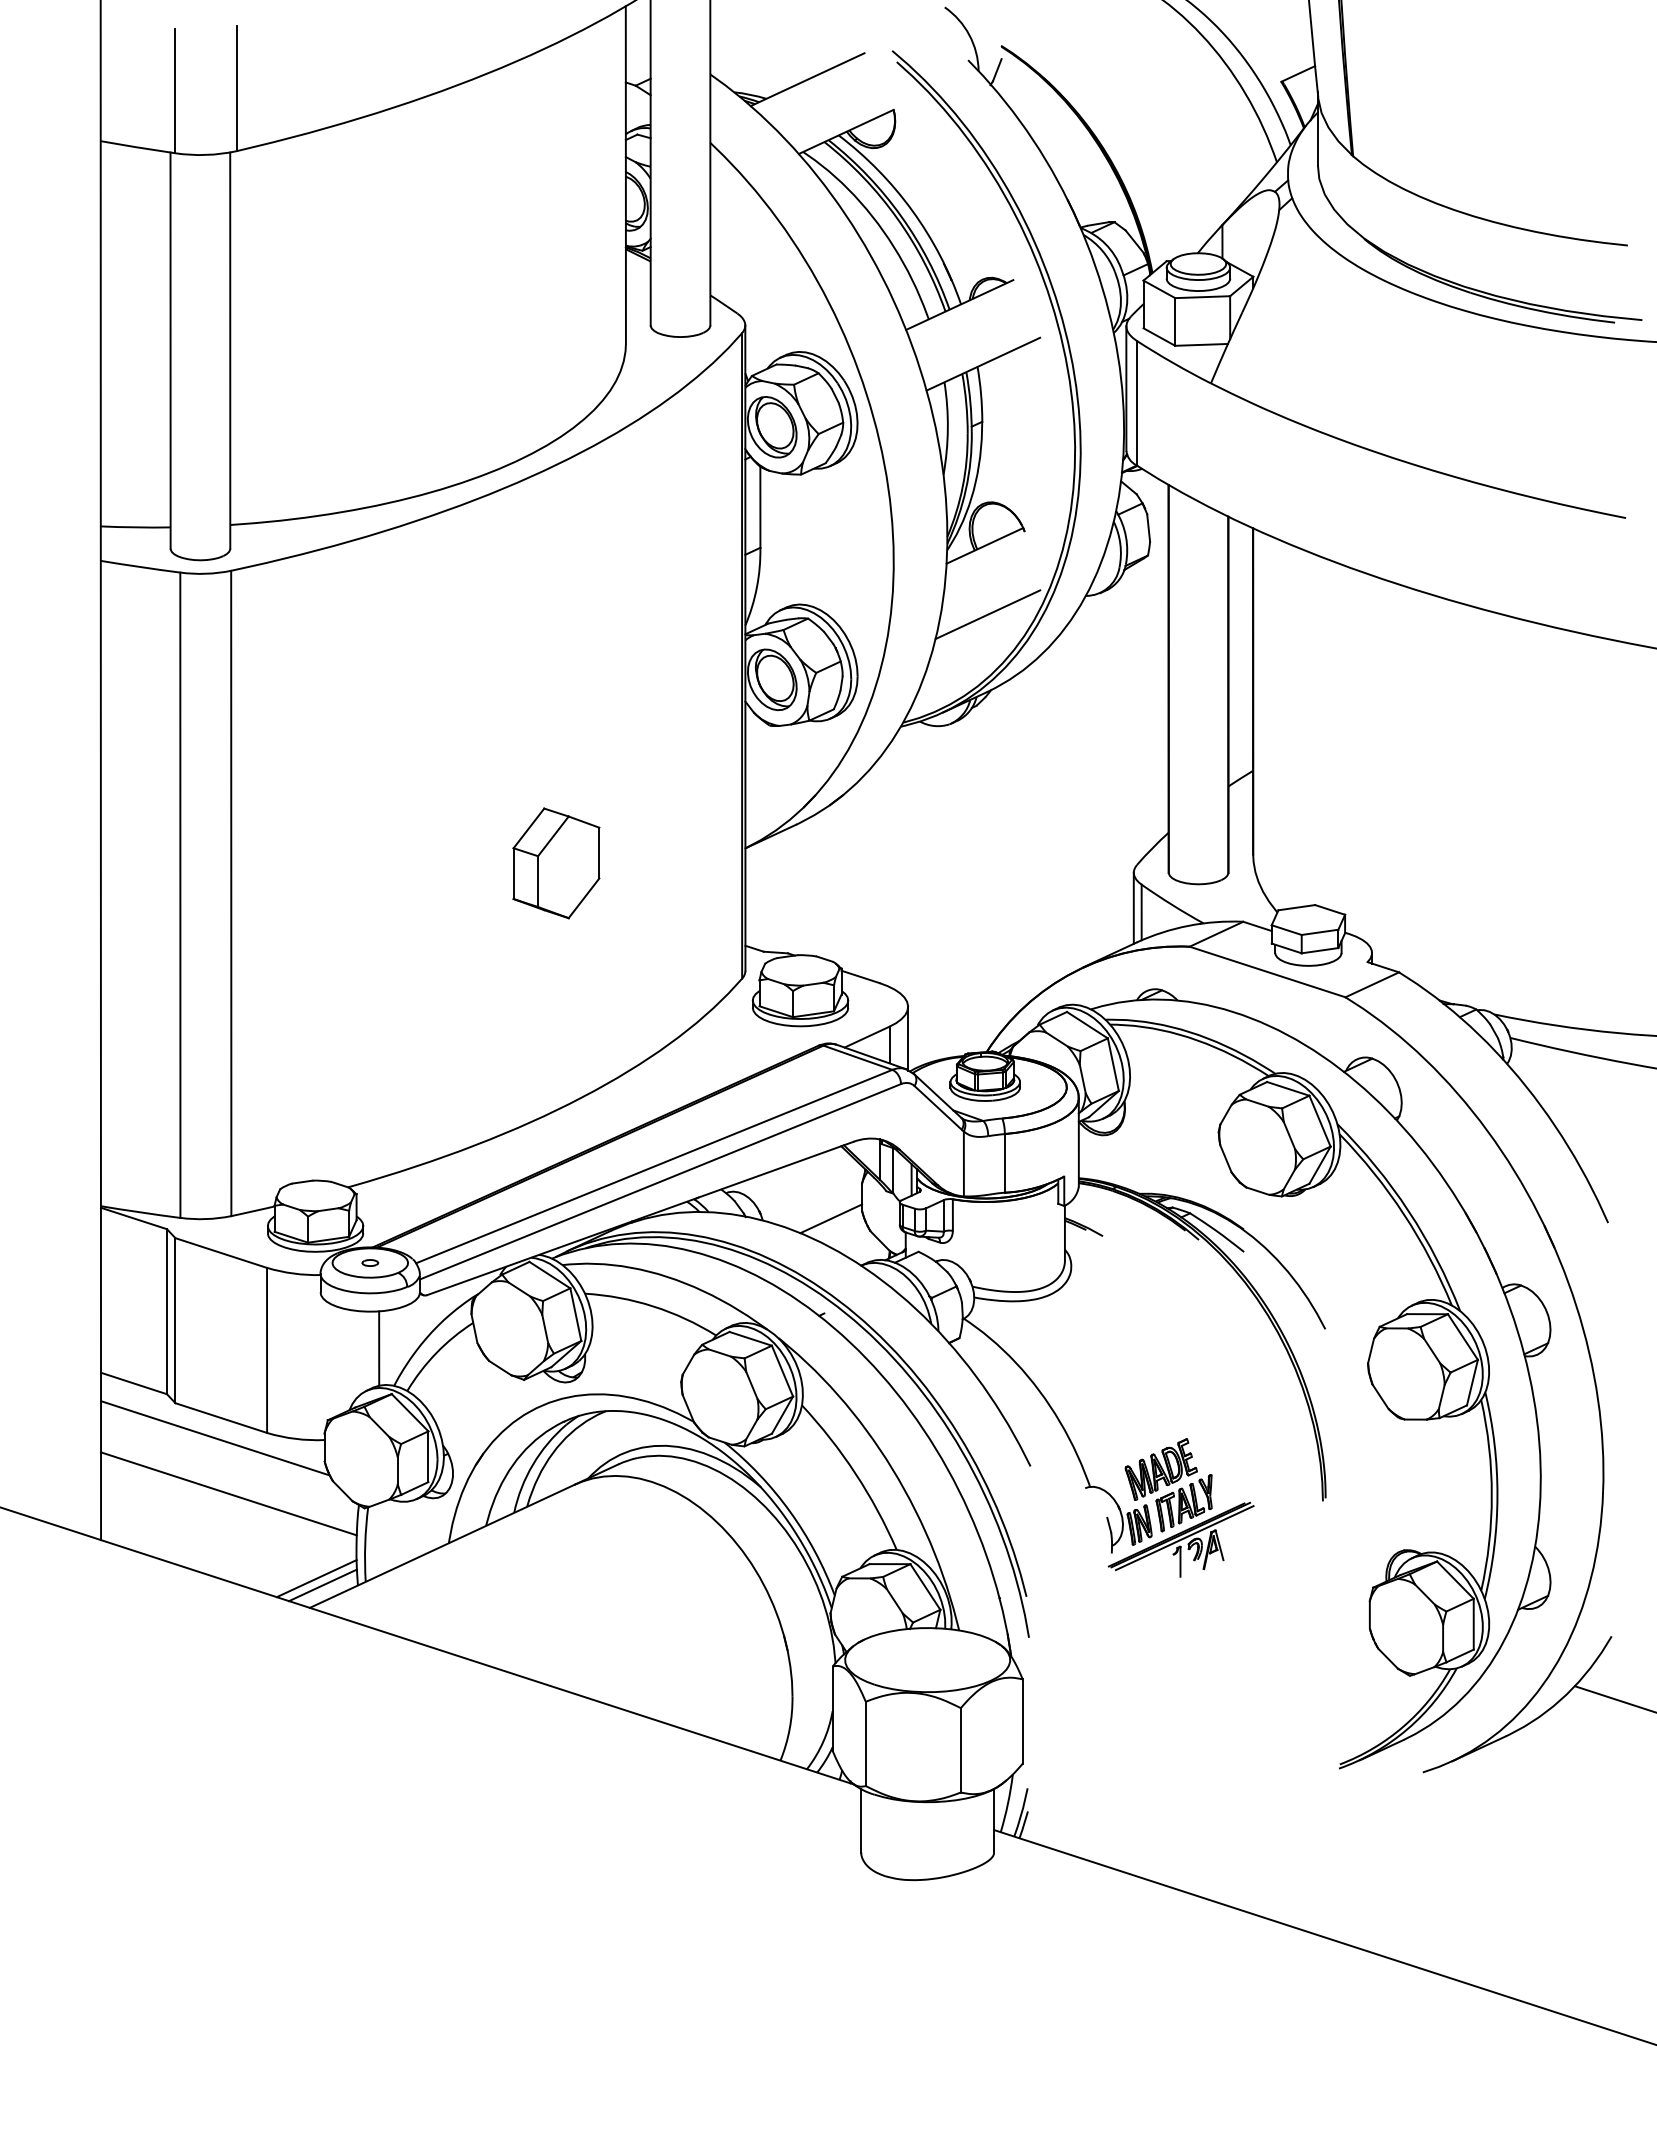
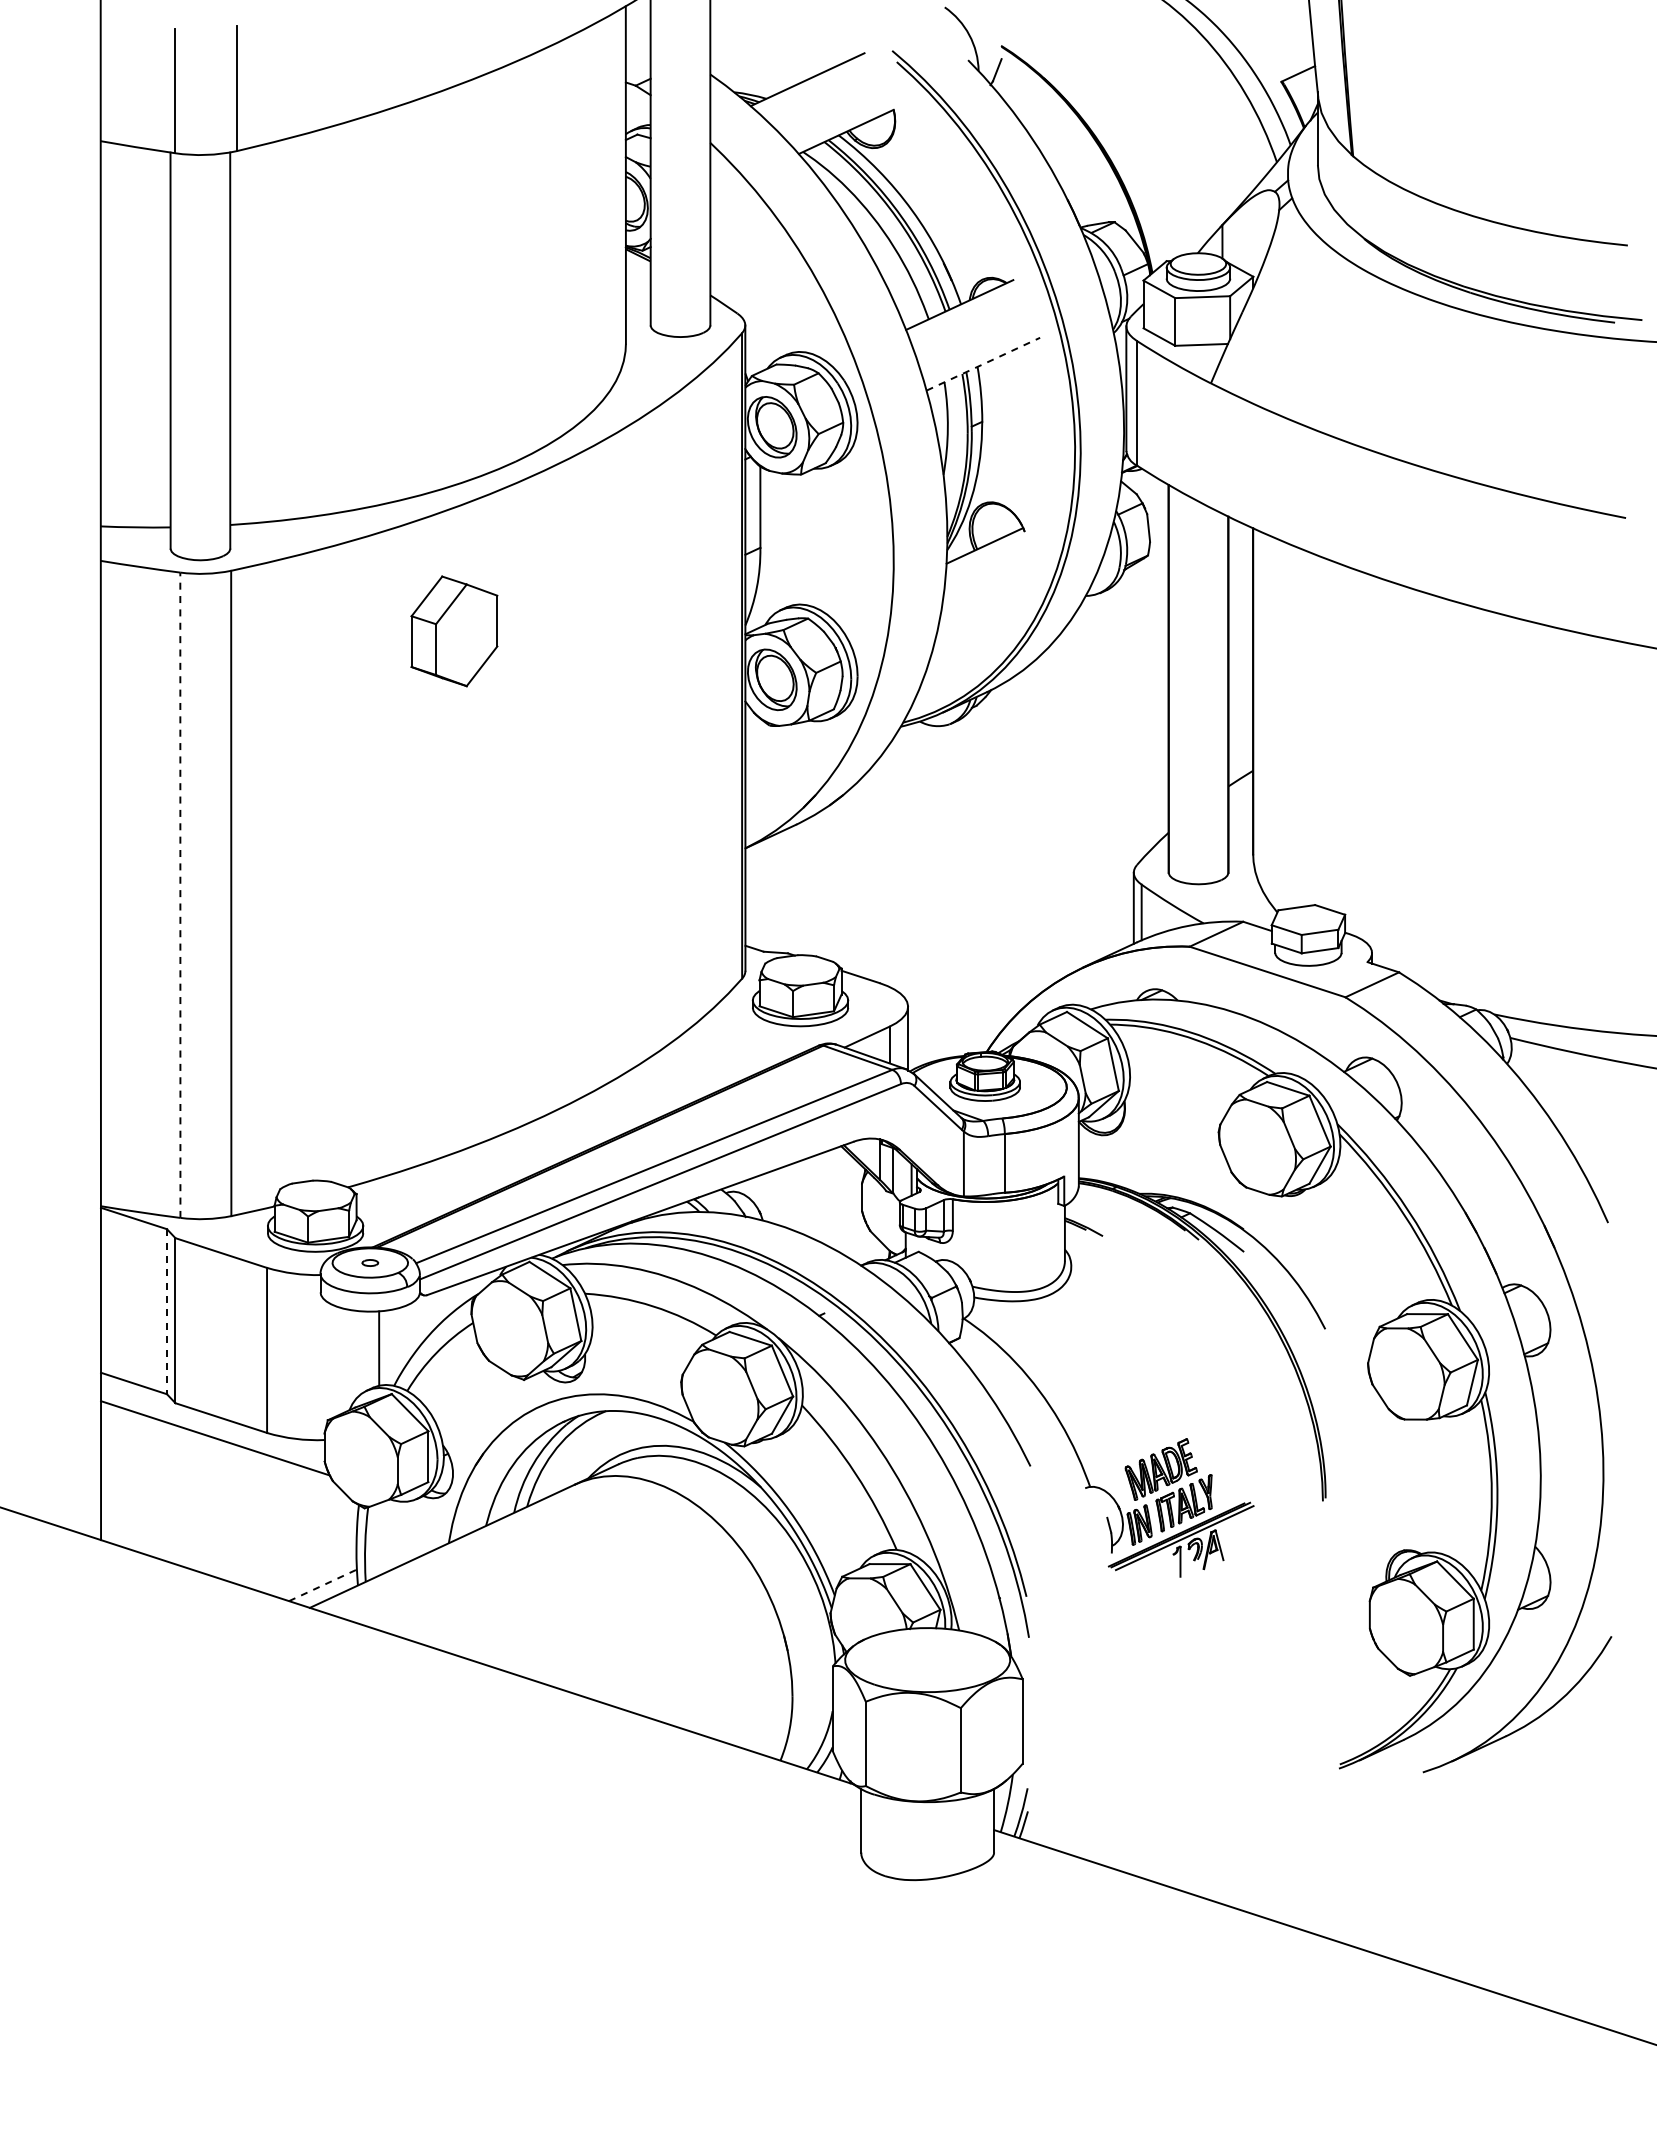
line: solid -> dashed (983, 364)
line: present -> none (987, 614)
part position: (556, 863) -> (454, 631) (454, 631)
line: solid -> dashed (180, 895)
line: present -> none (831, 1218)
line: solid -> dashed (167, 1311)
line: present -> none (228, 1493)
line: present -> none (316, 1578)
line: solid -> dashed (323, 1585)
line: present -> none (1613, 1698)
